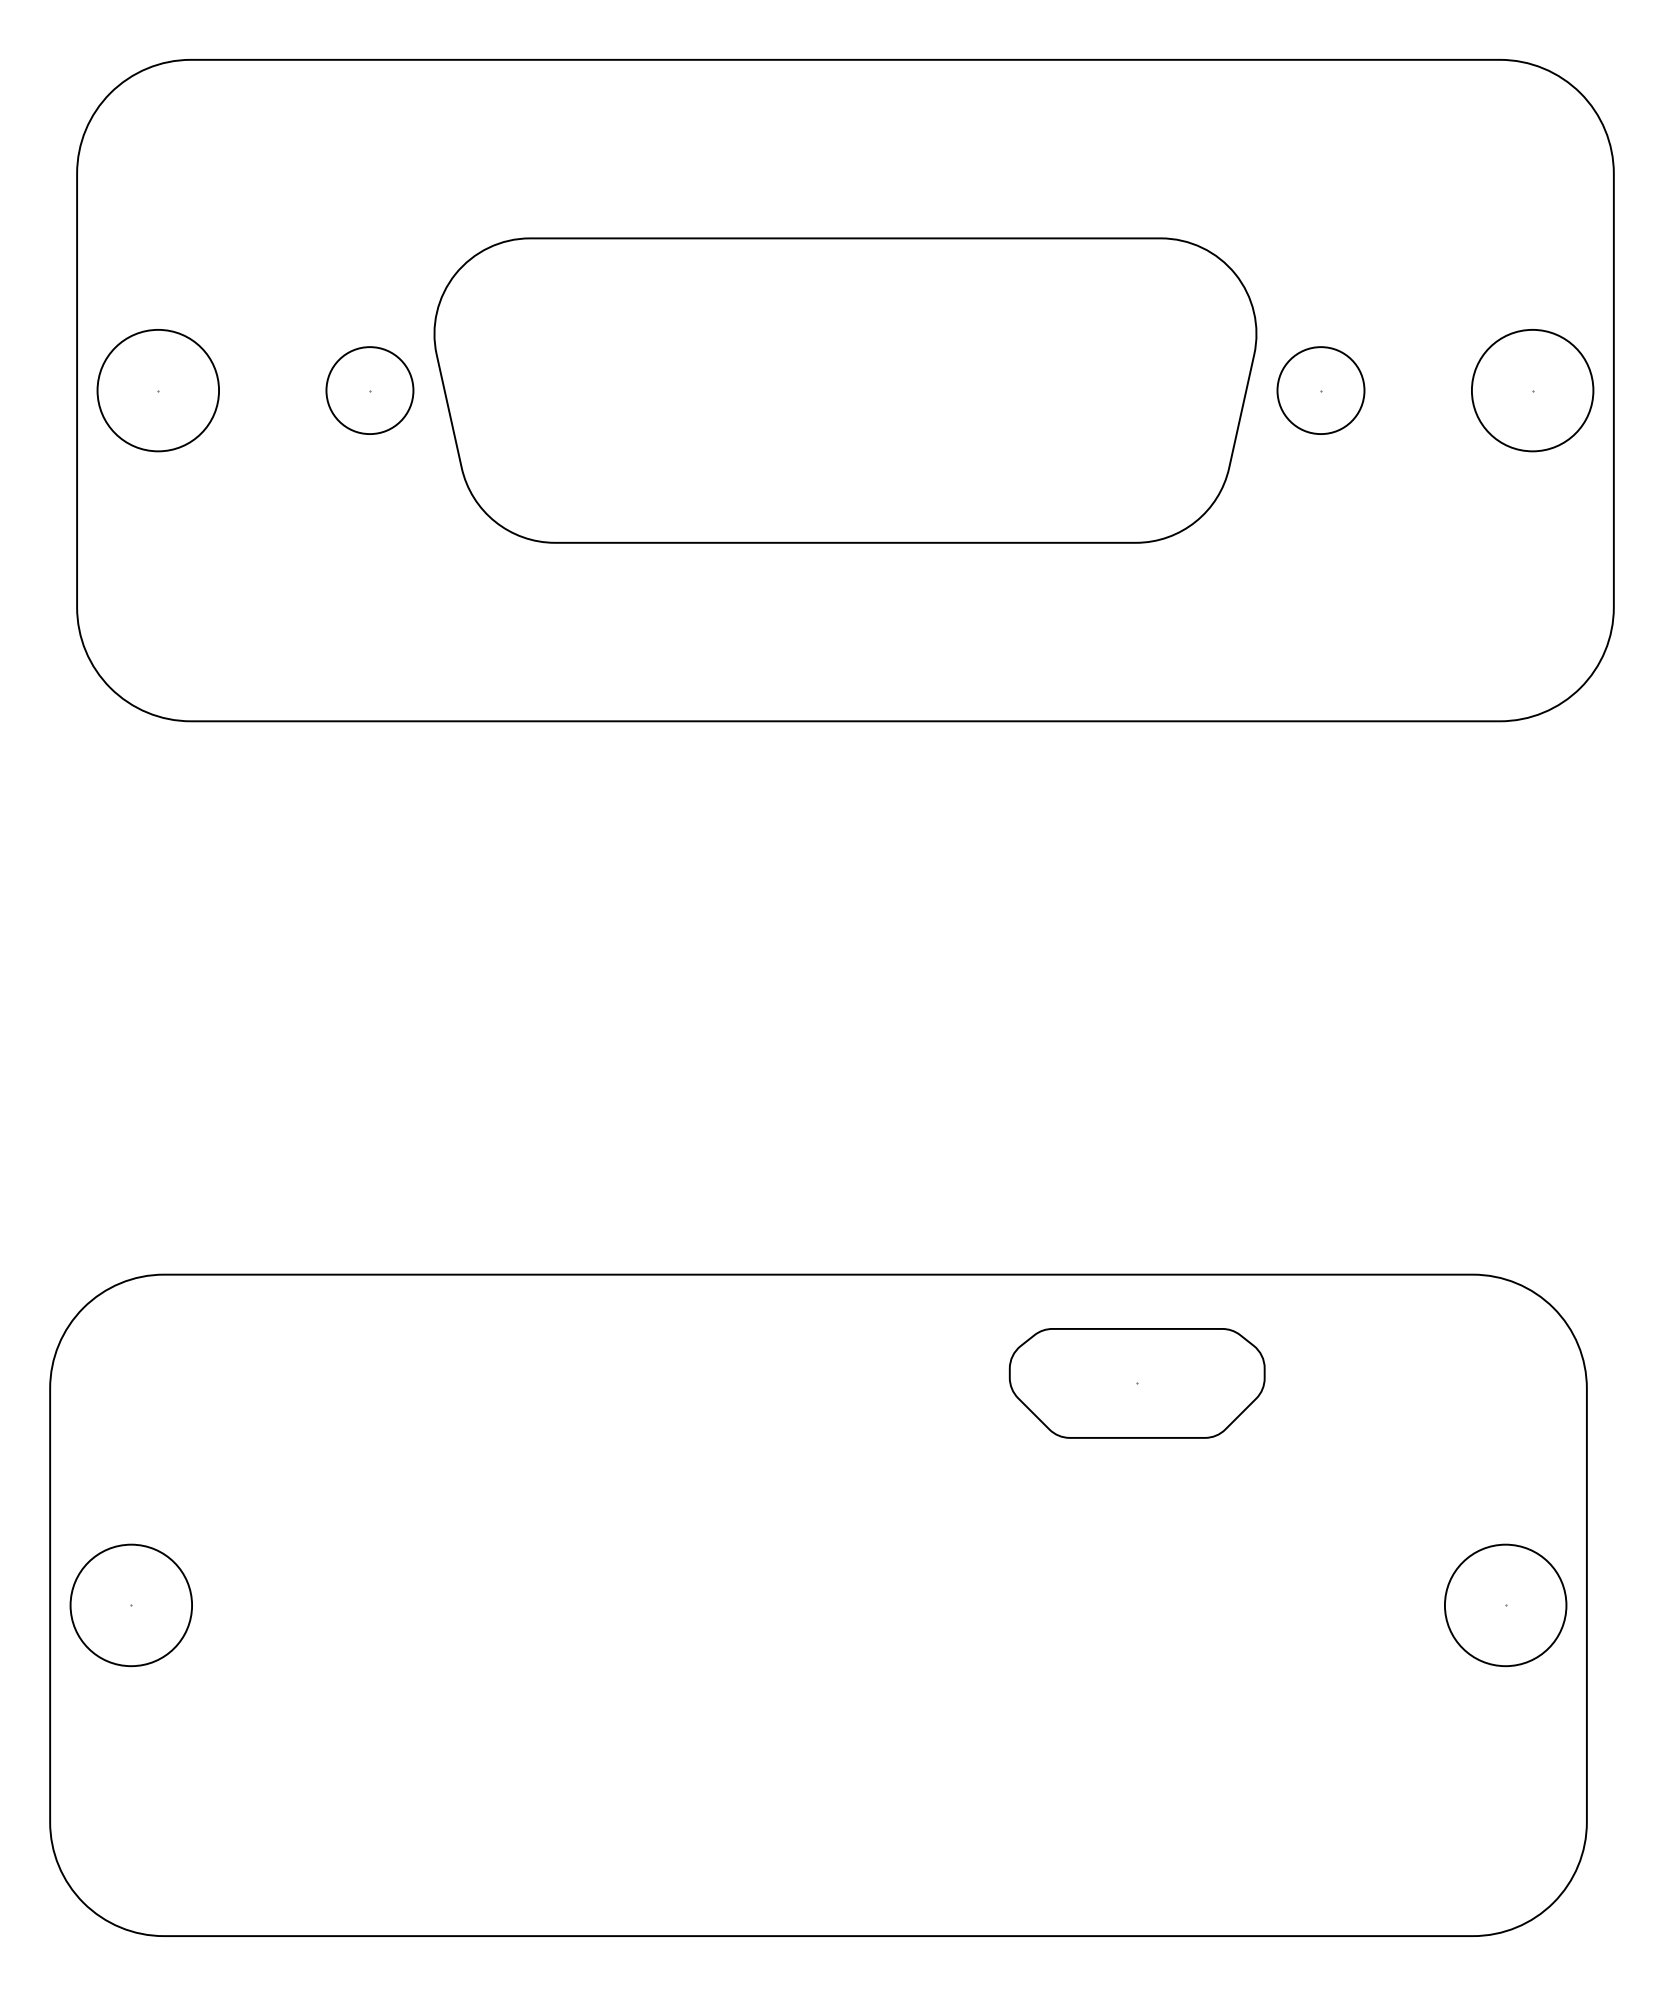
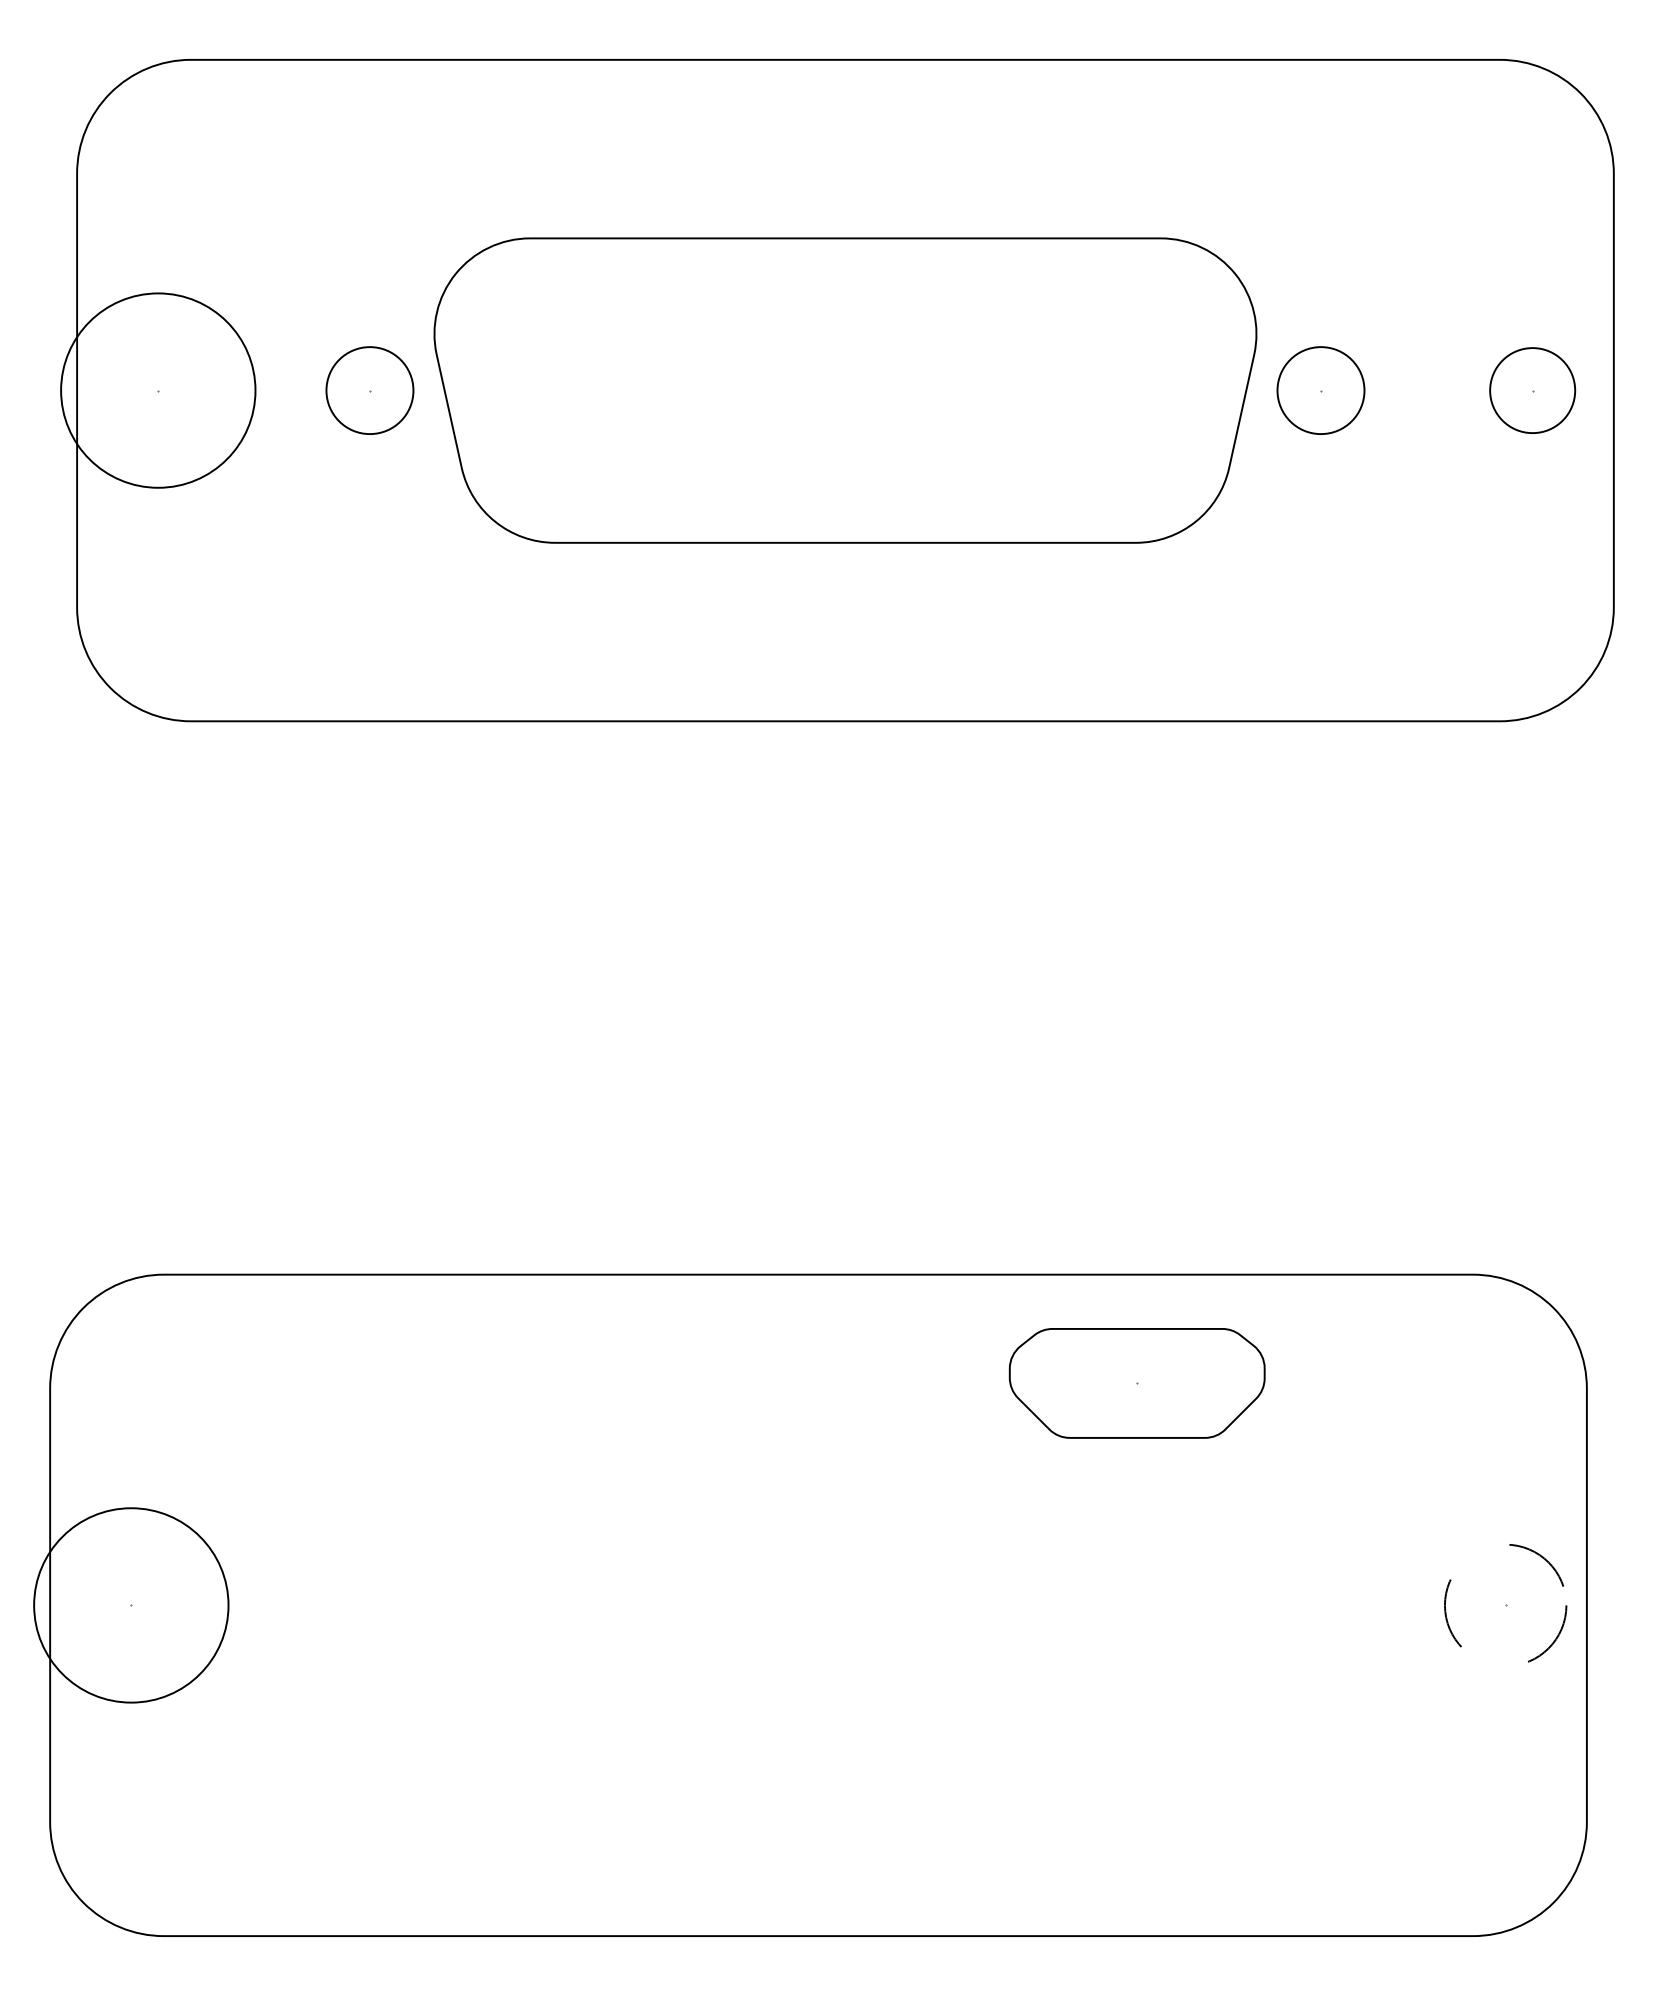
circle diameter: 121 px -> 194 px (158, 390)
circle diameter: 121 px -> 85 px (1532, 390)
circle diameter: 121 px -> 194 px (131, 1605)
circle: solid -> dashed (1505, 1605)
